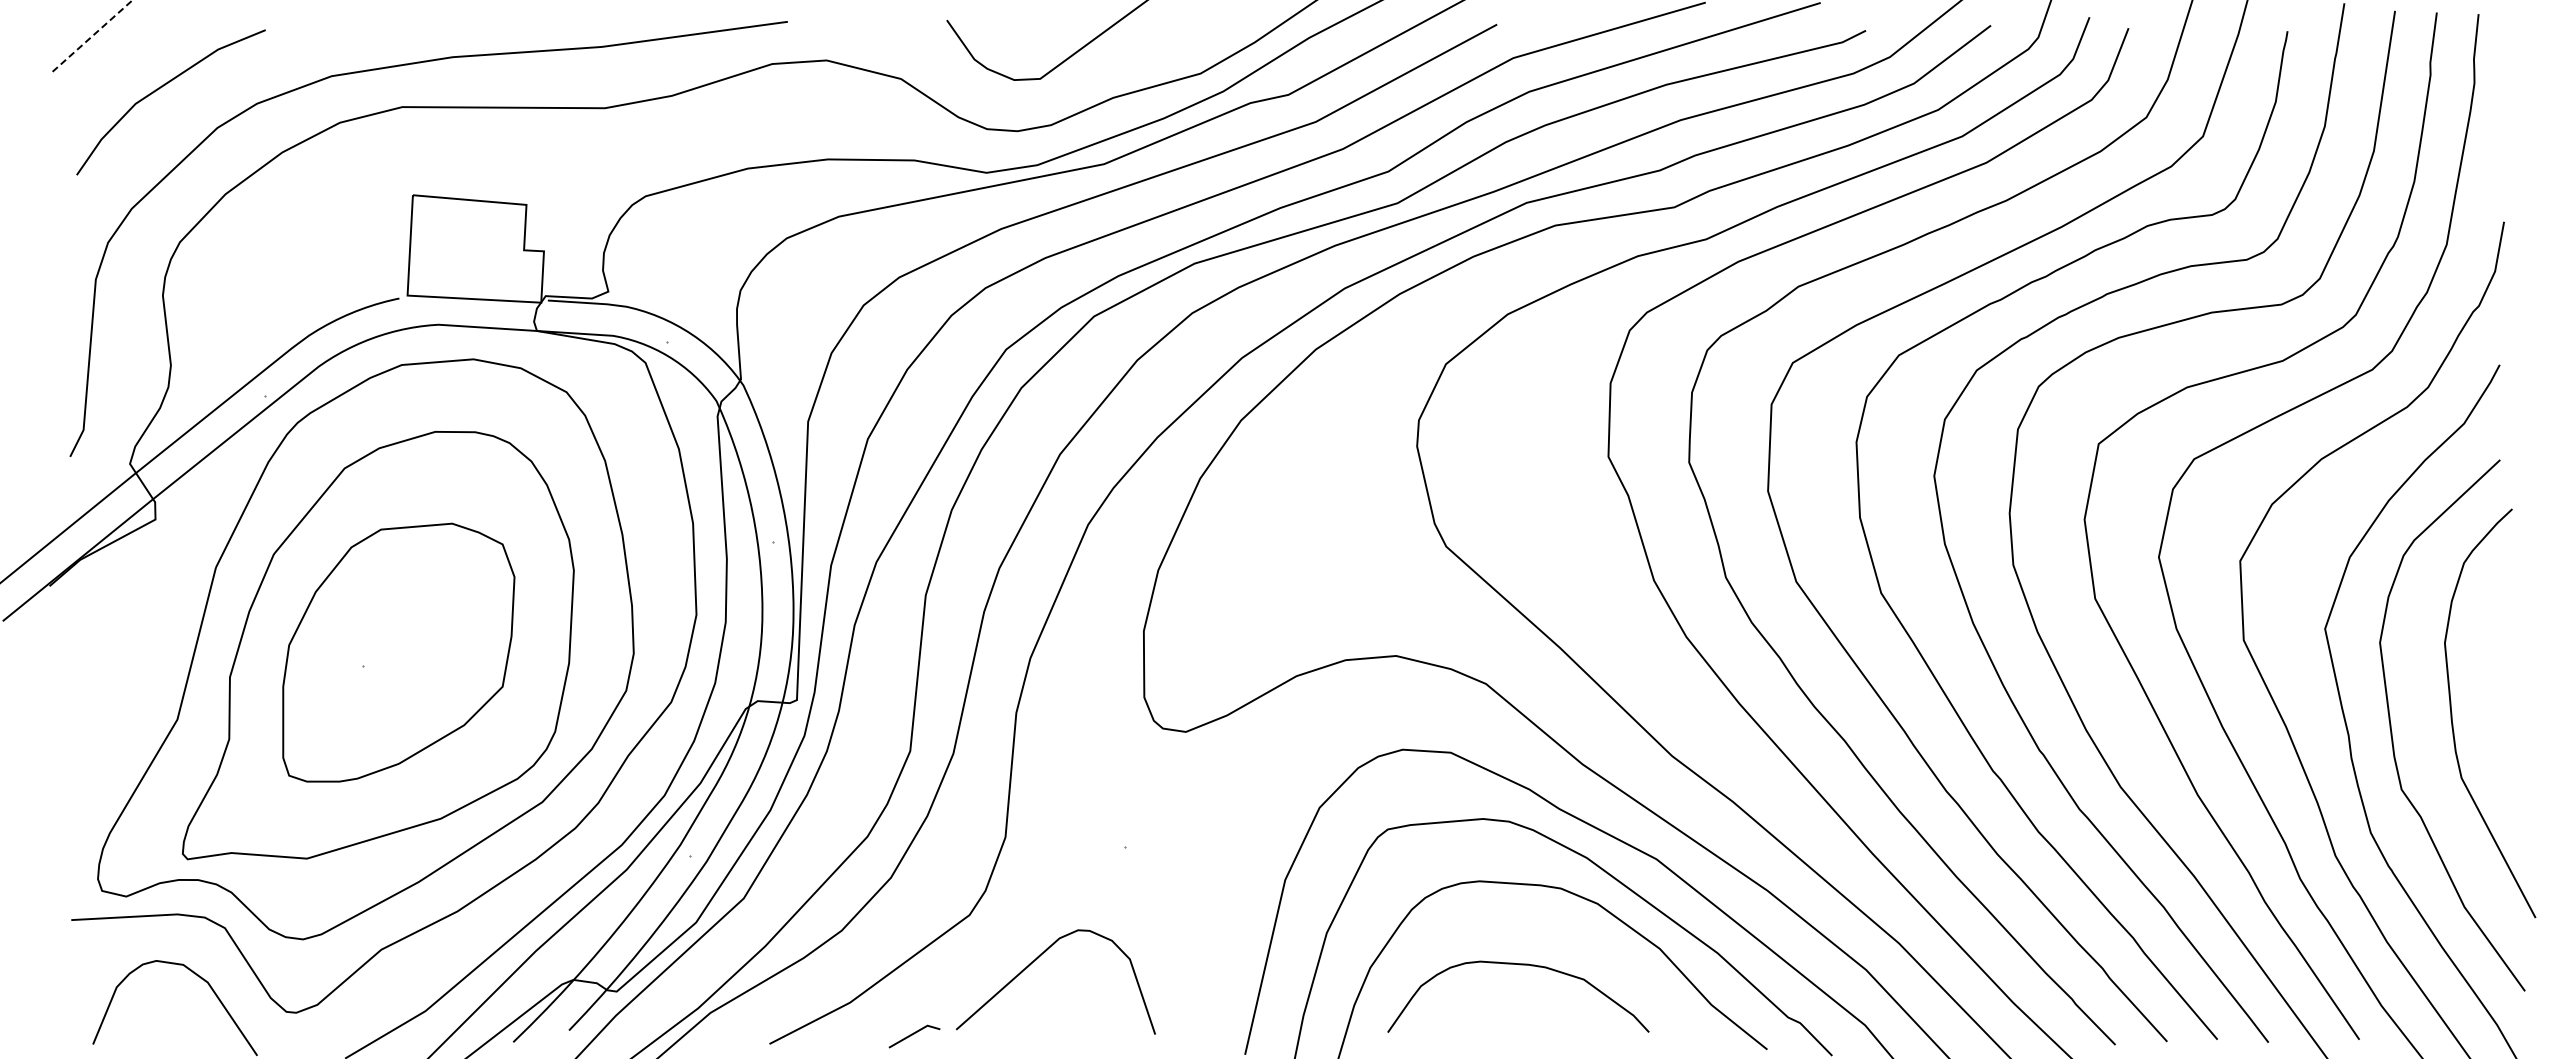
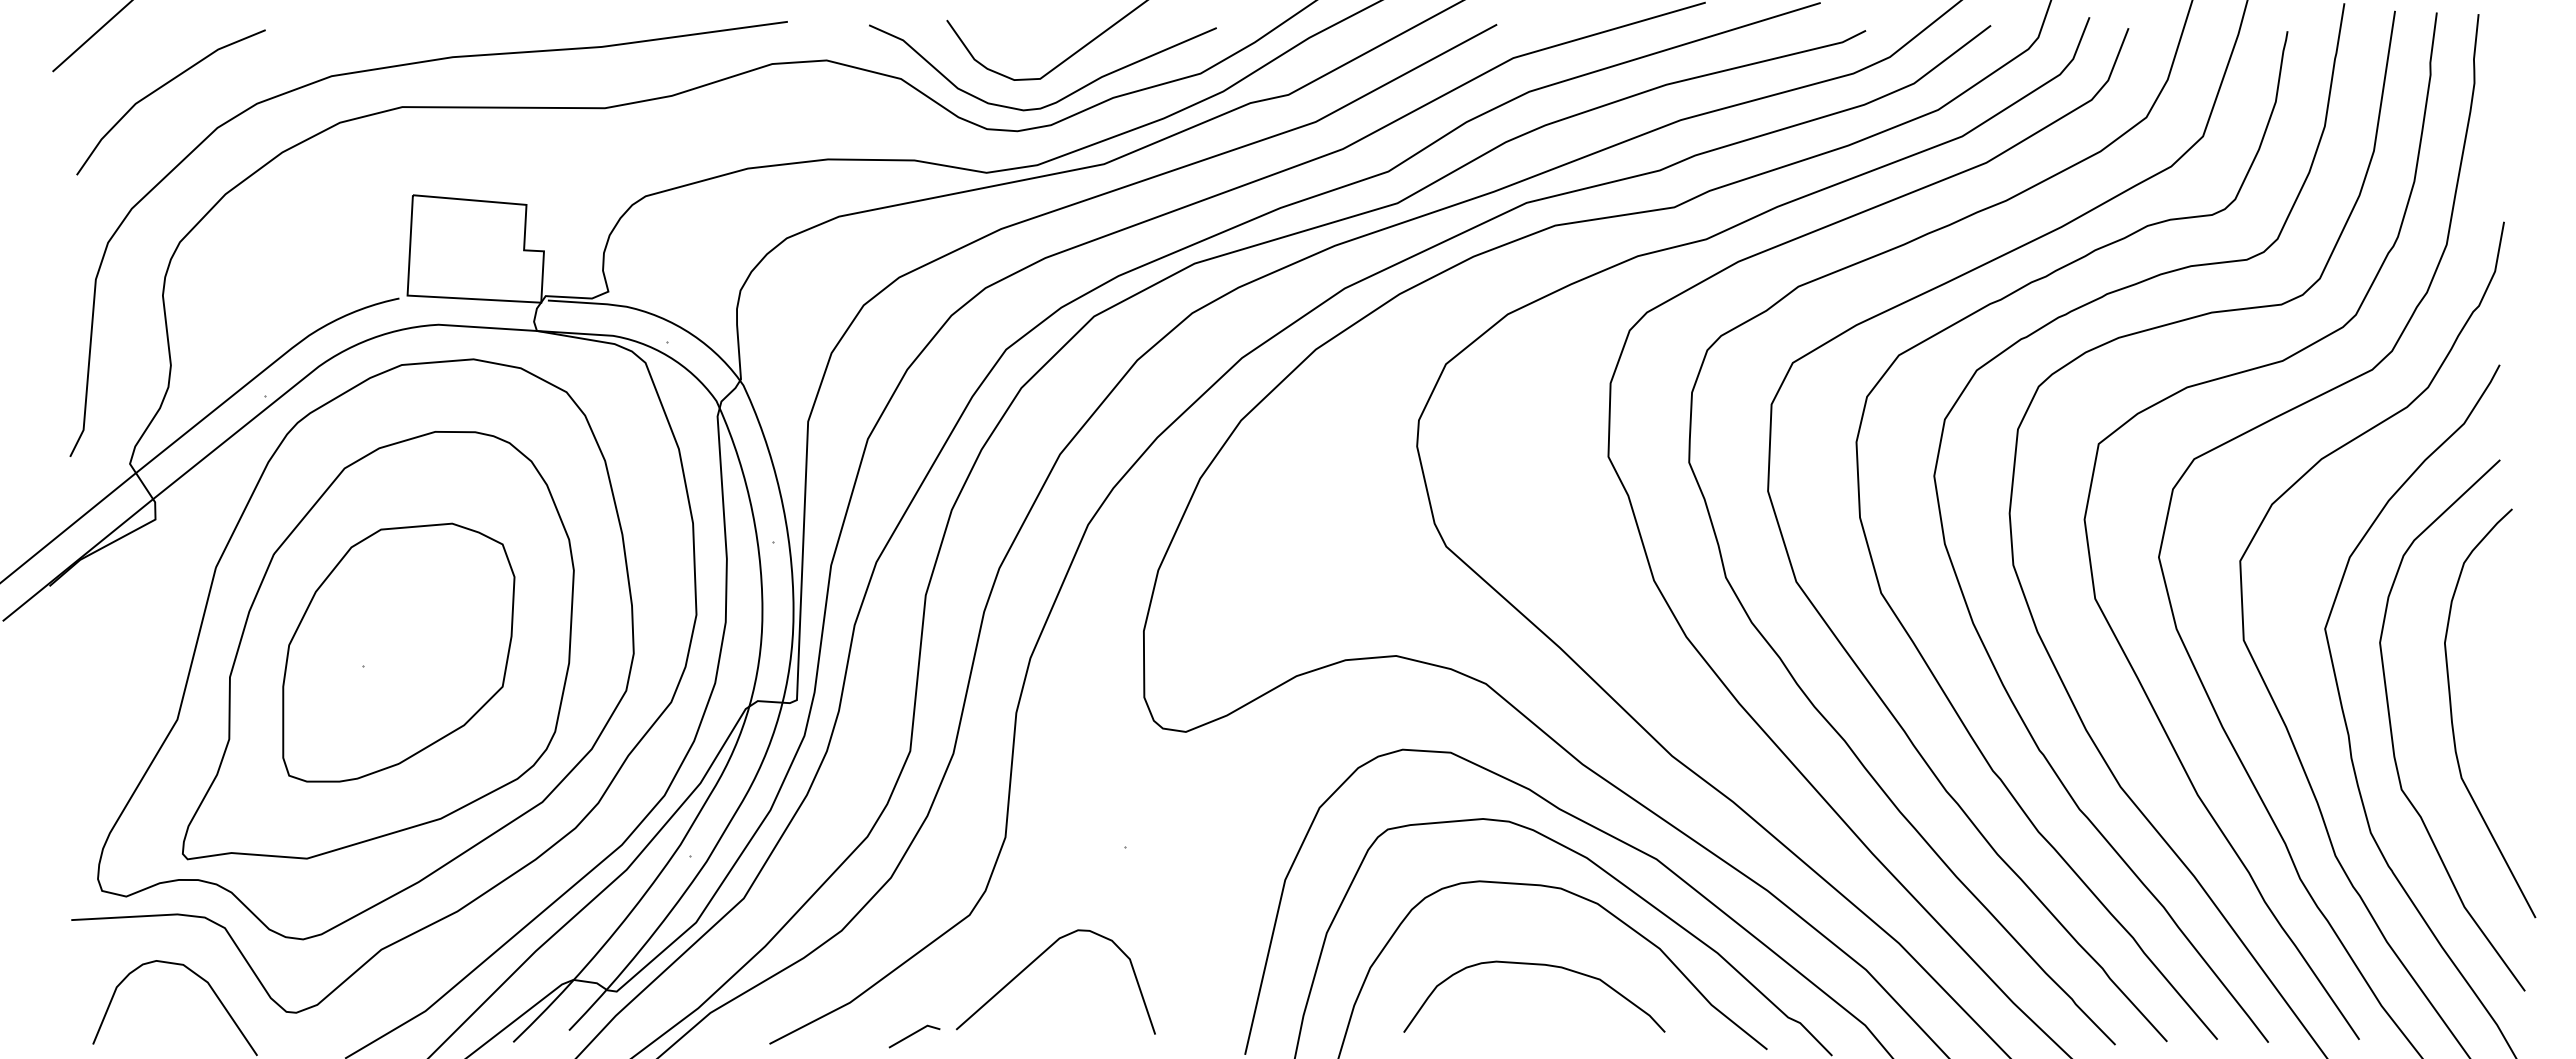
line: dashed -> solid (92, 35)
curve: none -> present (1059, 99)
curve position: (1519, 965) -> (1535, 965) (1535, 965)
